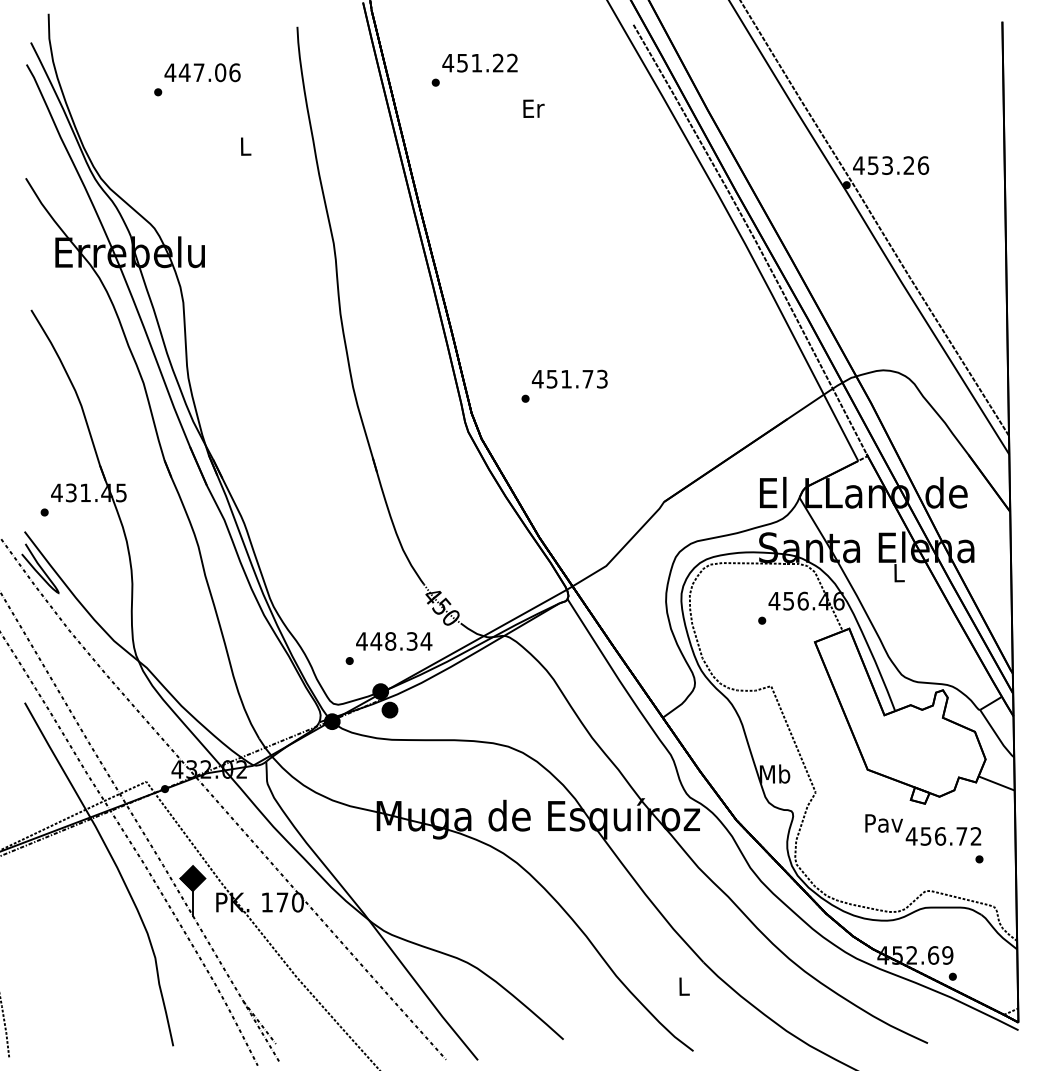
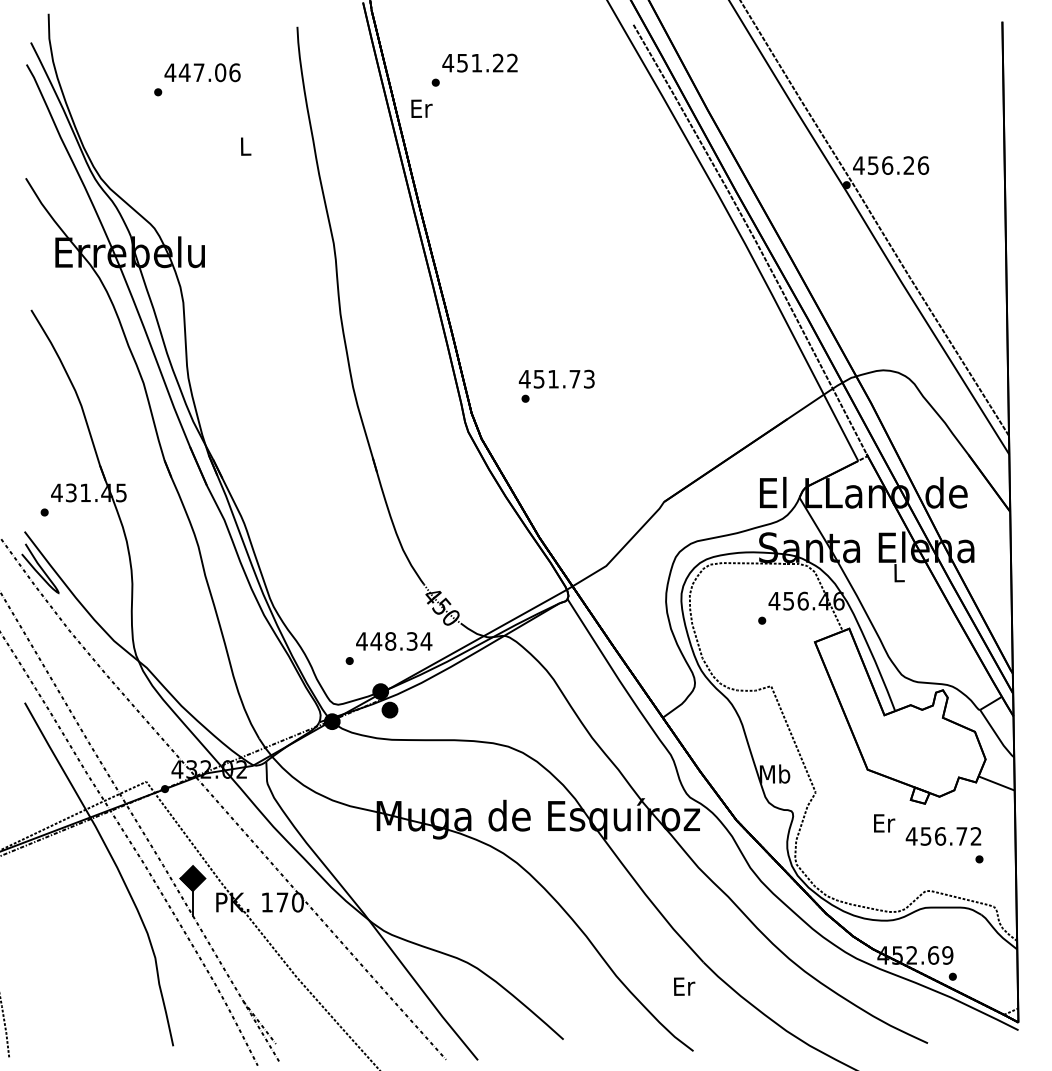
text position: (533, 108) -> (421, 108) (421, 108)
text: 453.26 -> 456.26 (887, 165)
text position: (569, 378) -> (556, 378) (556, 378)
text: Pav -> Er (883, 823)
text: L -> Er (684, 986)
